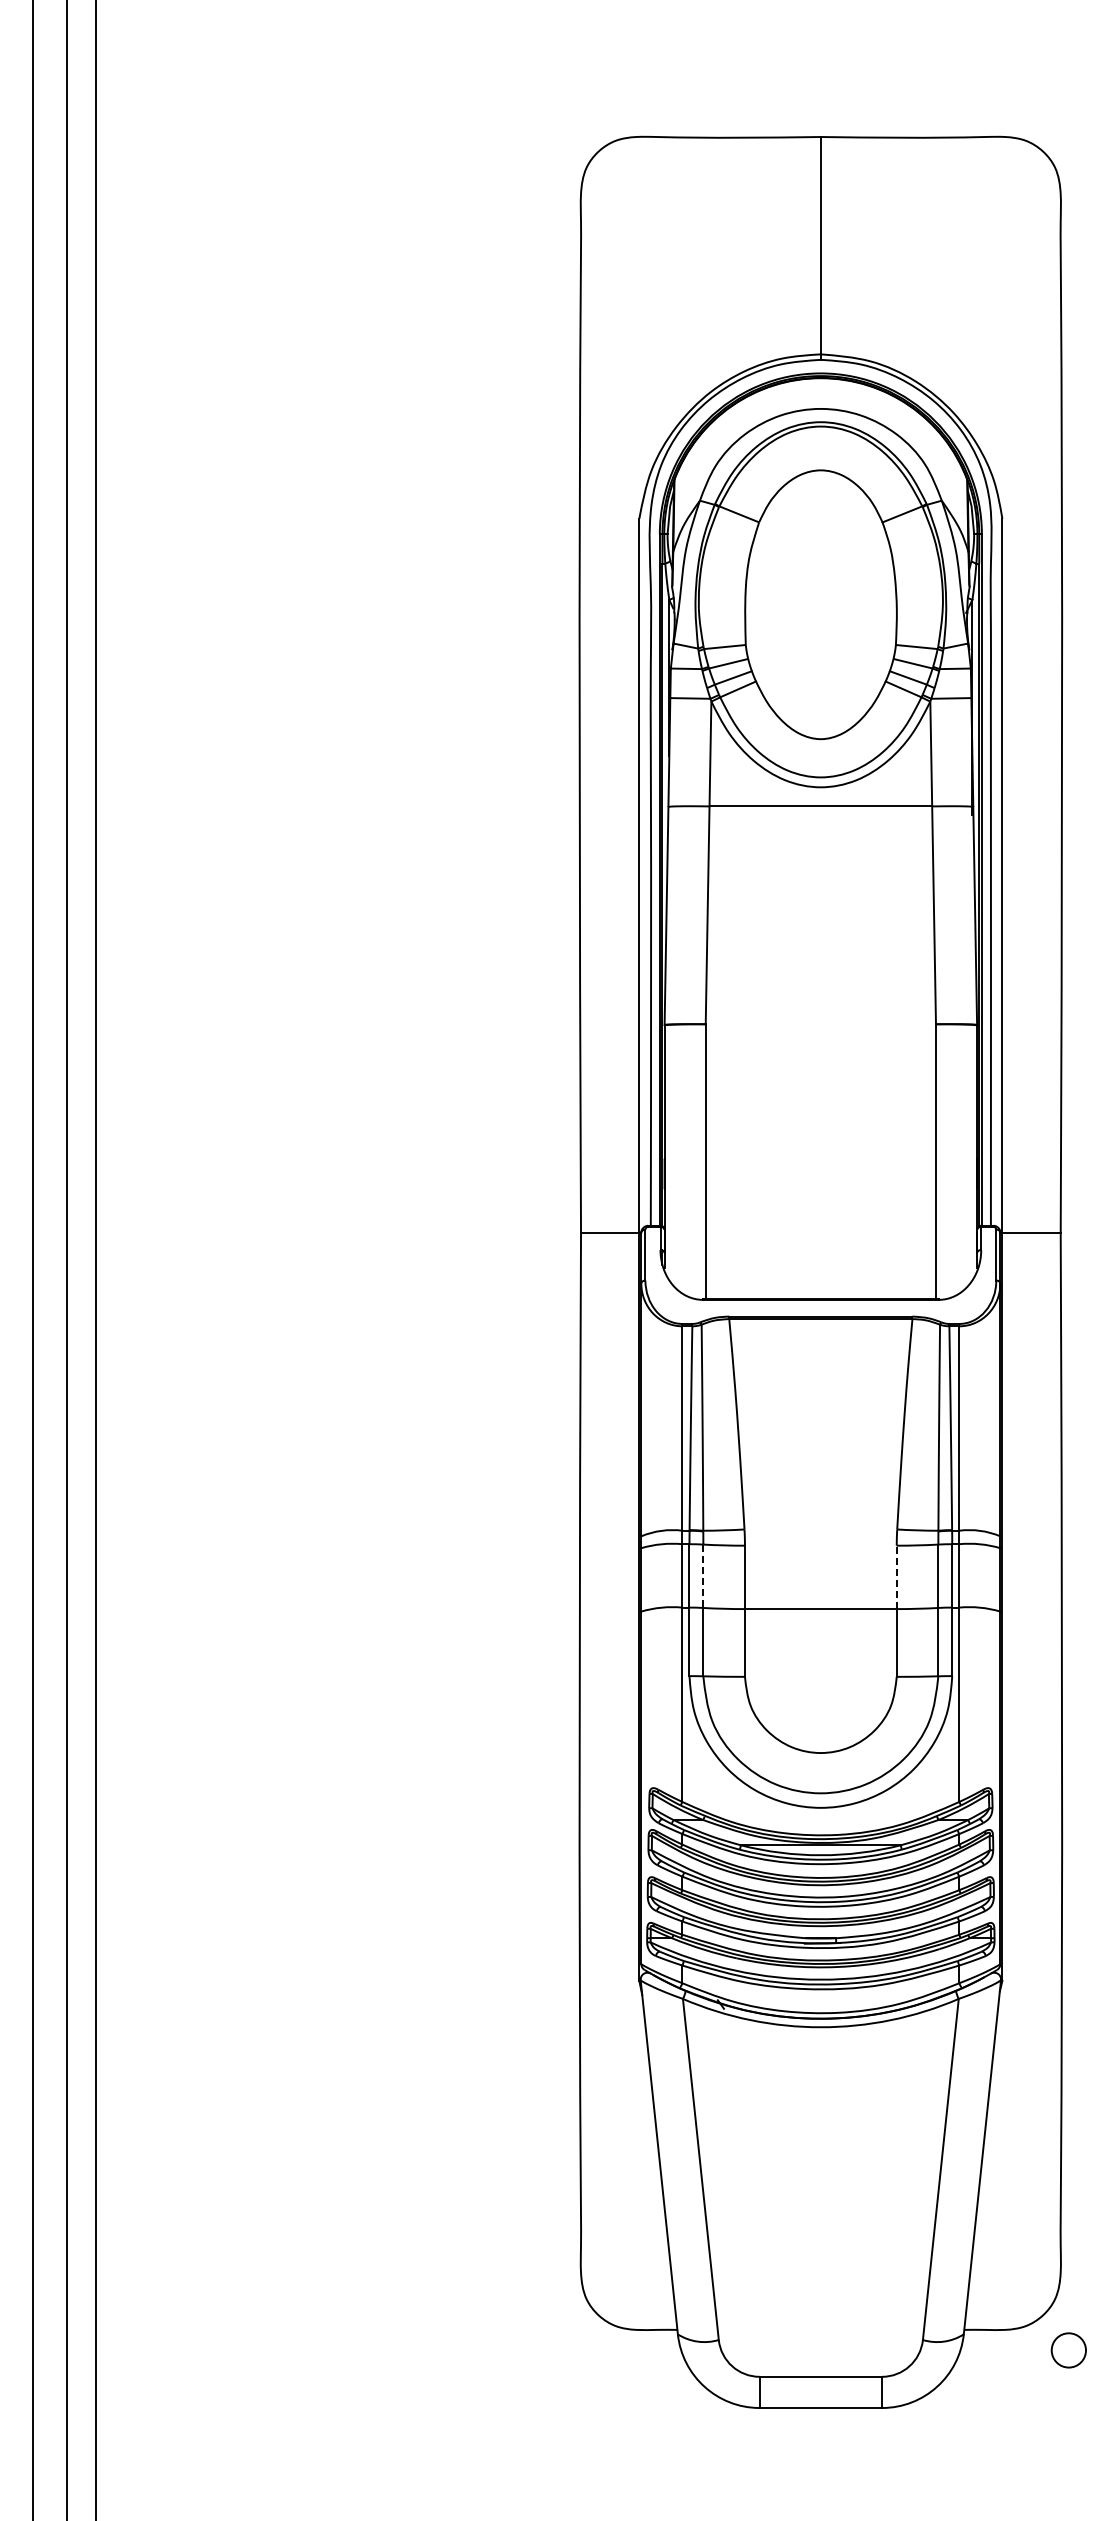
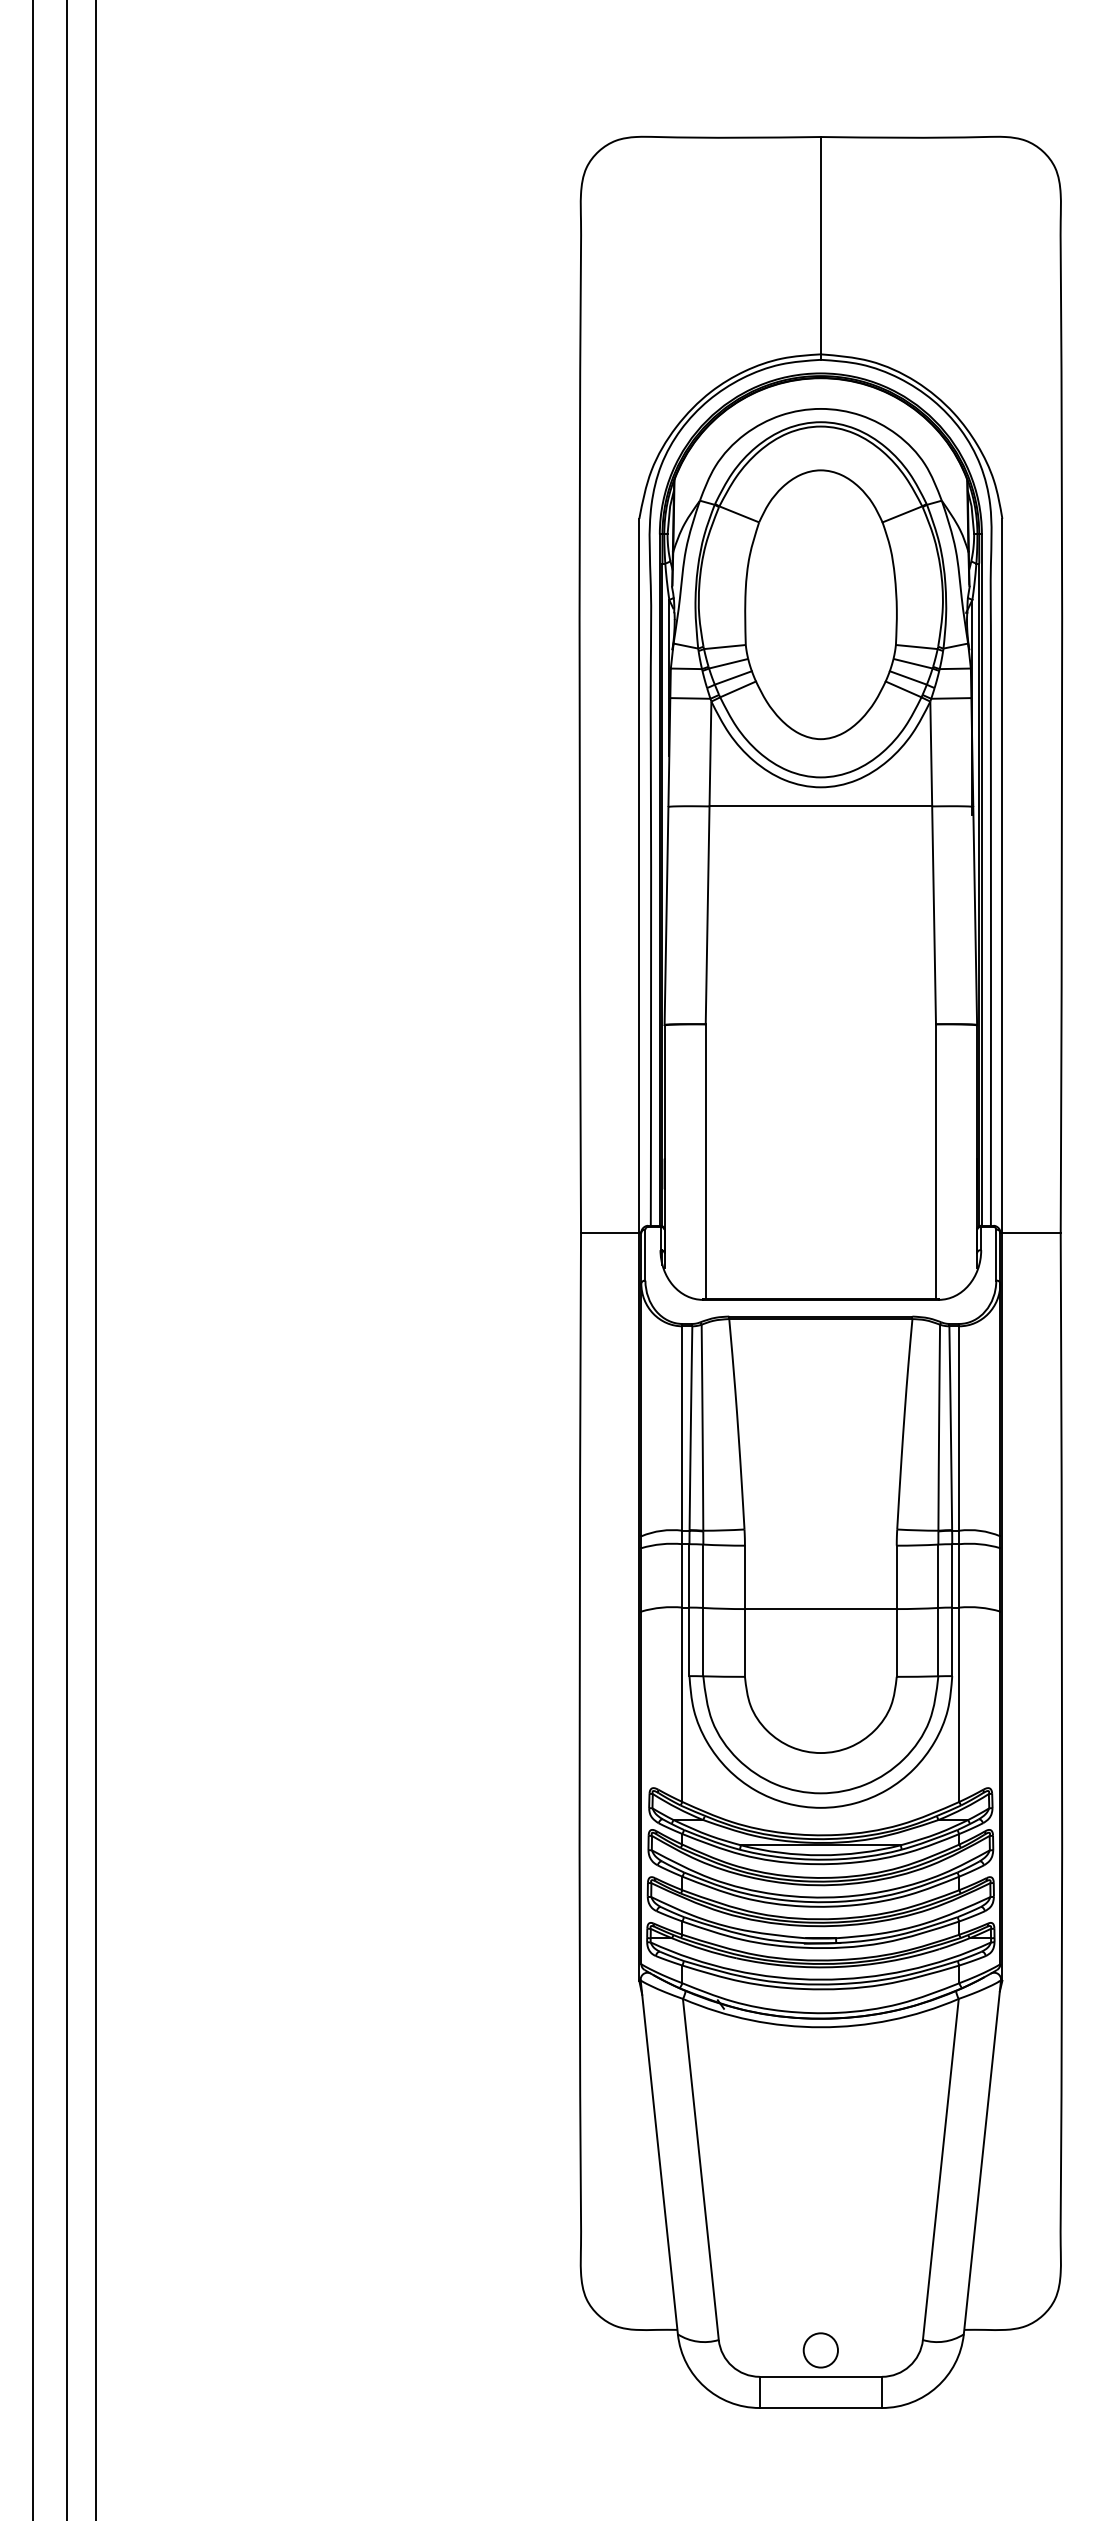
line: dashed -> solid (703, 1576)
line: dashed -> solid (896, 1577)
circle position: (1068, 2350) -> (820, 2350) (820, 2350)
